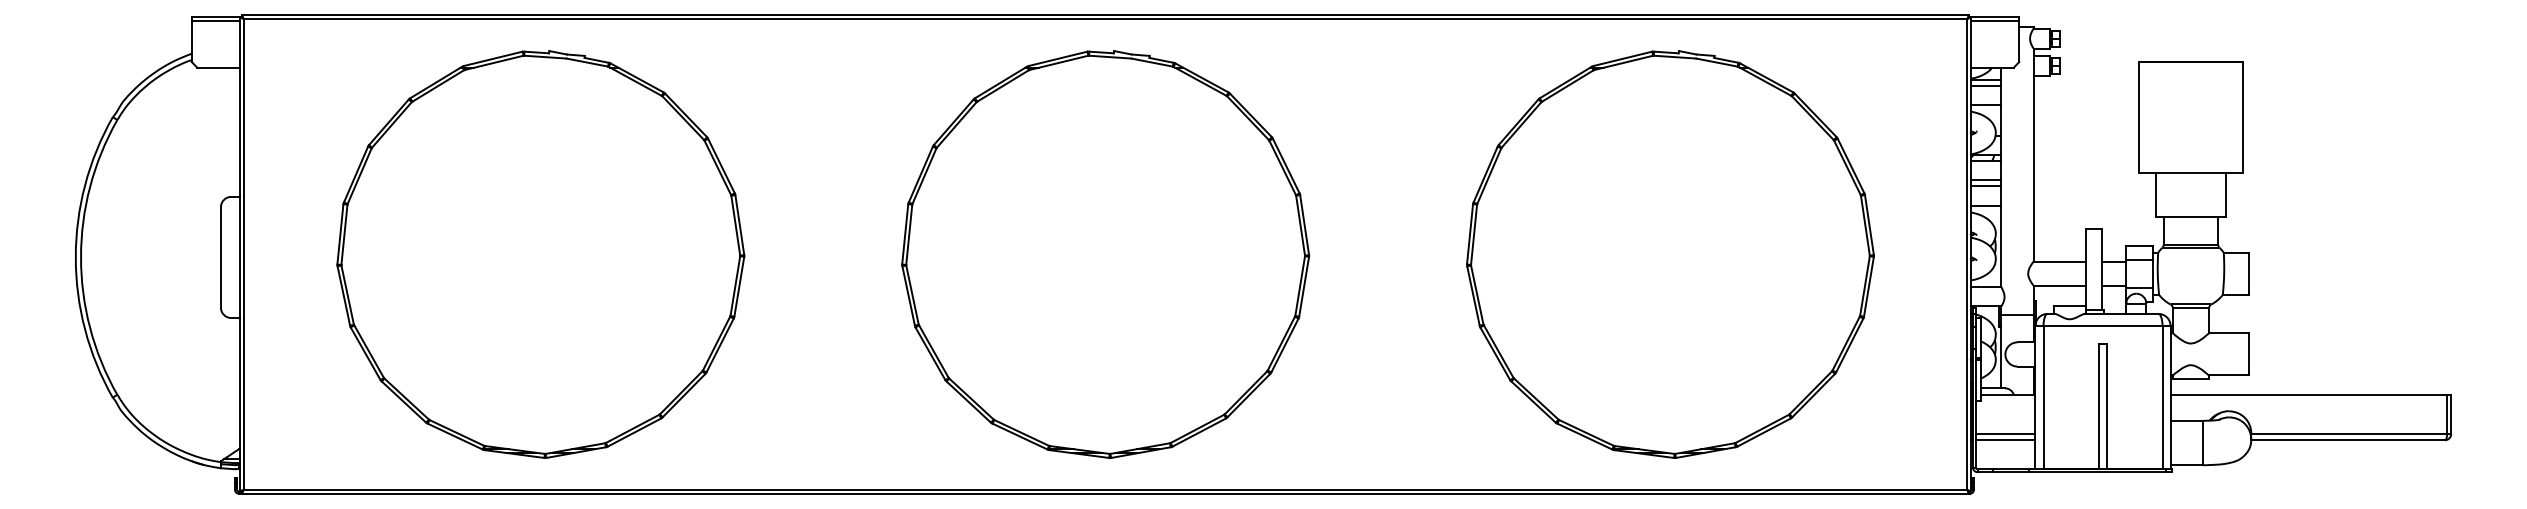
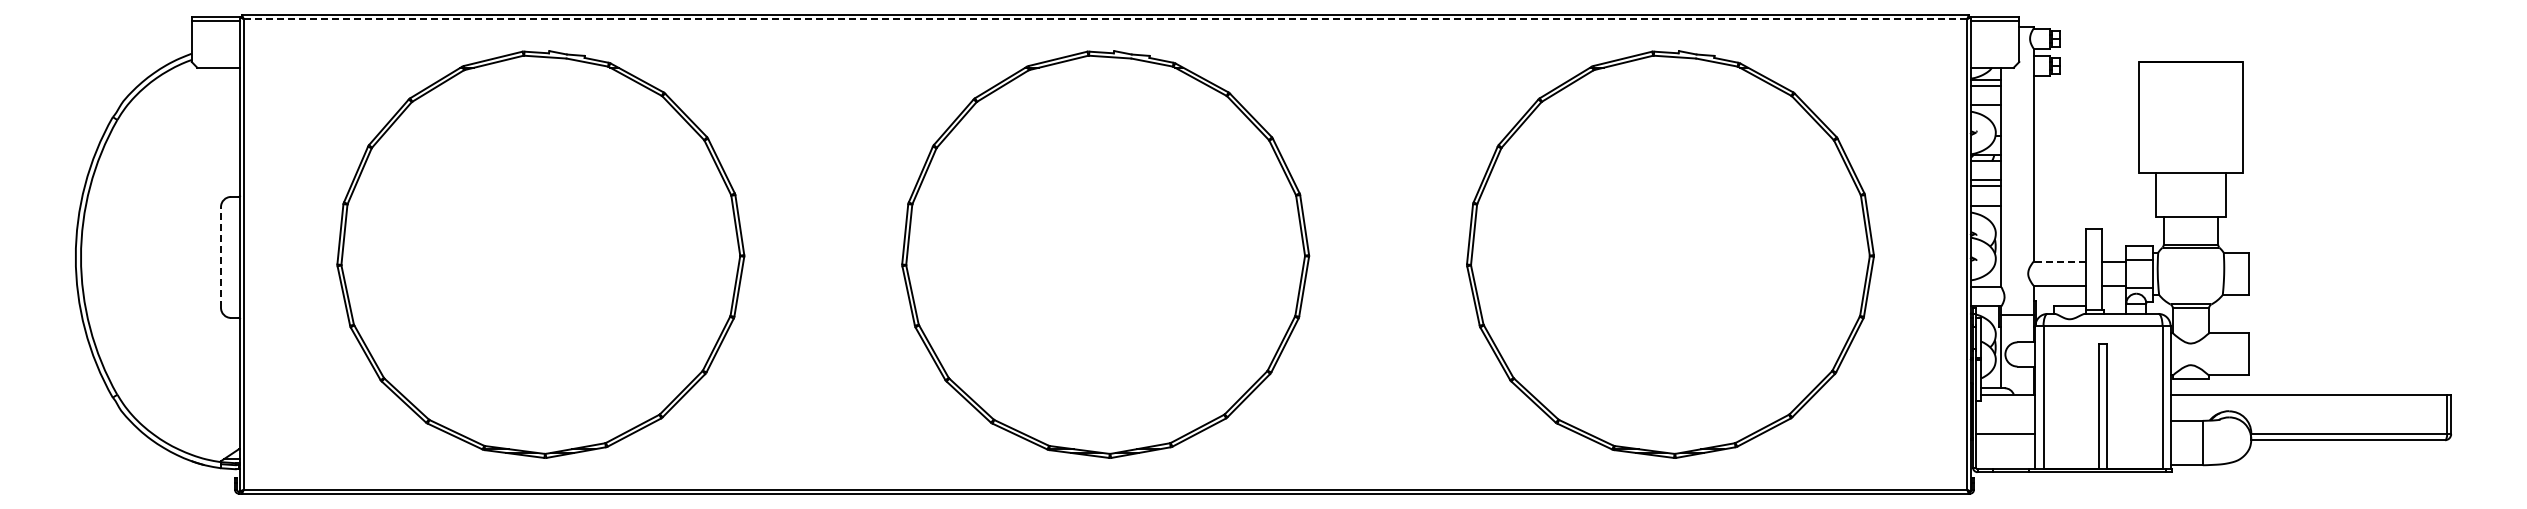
line: solid -> dashed (1105, 19)
line: solid -> dashed (221, 256)
line: solid -> dashed (2059, 261)
line: present -> none (2005, 440)
